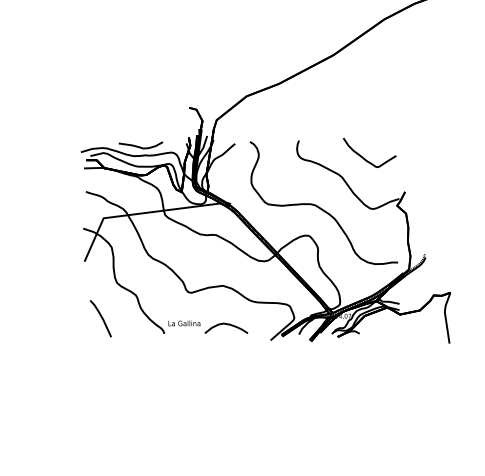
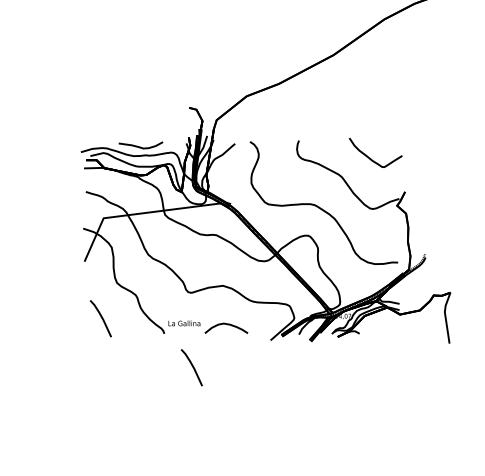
curve position: (364, 157) -> (370, 157) (370, 157)
line: none -> present (191, 366)
